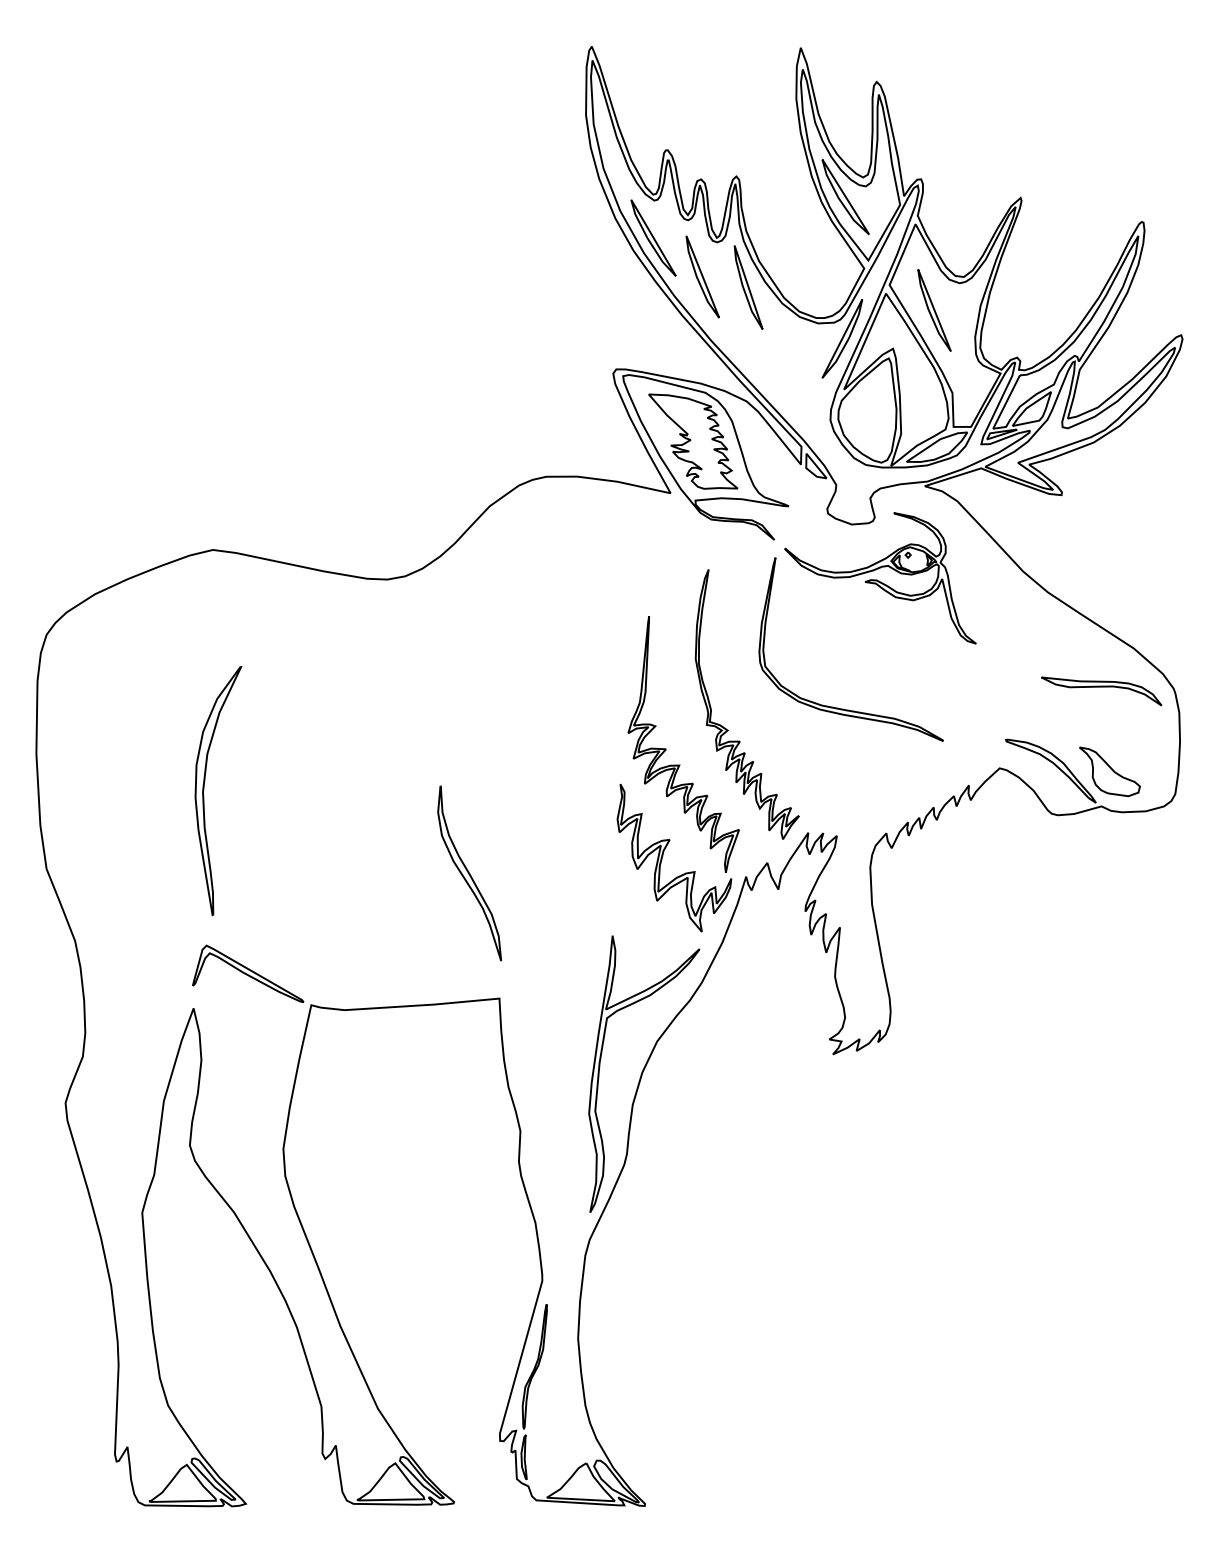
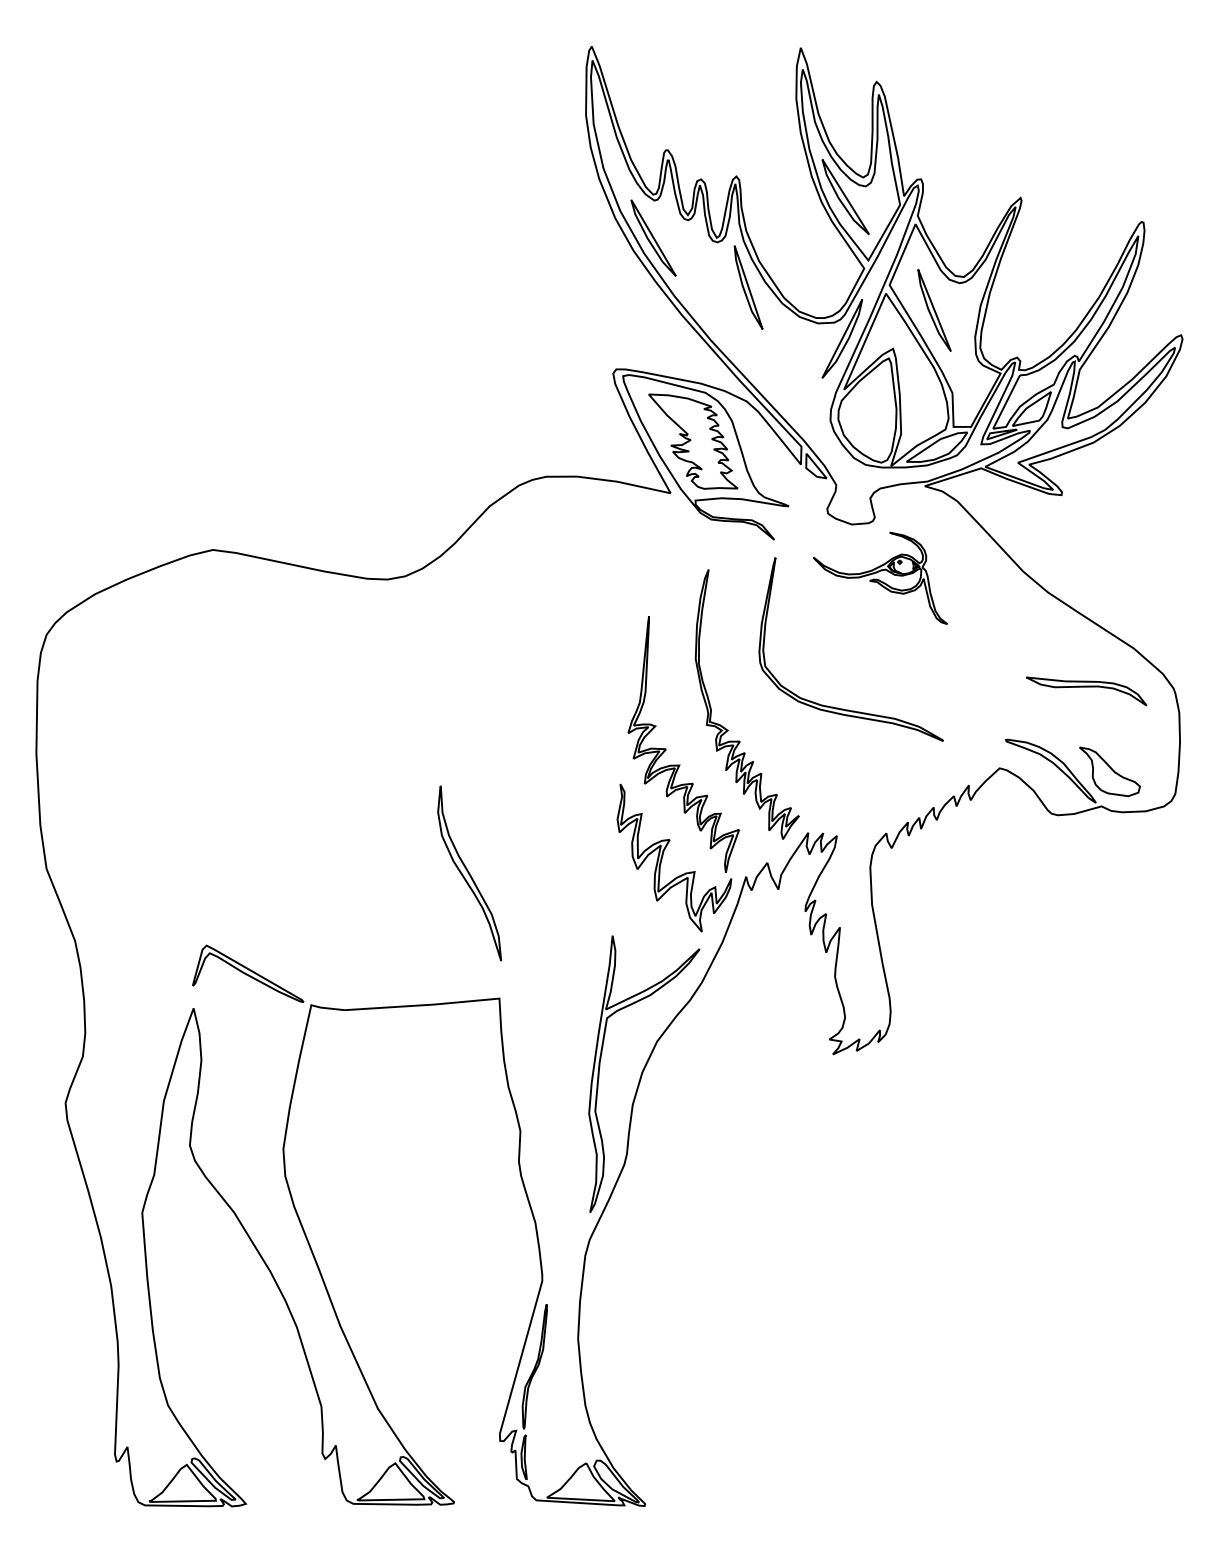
part: present -> none (702, 276)
part size: 193x133 px -> 135x94 px (880, 577)
part position: (1101, 691) -> (1086, 691) (1086, 691)
part: present -> none (204, 790)
